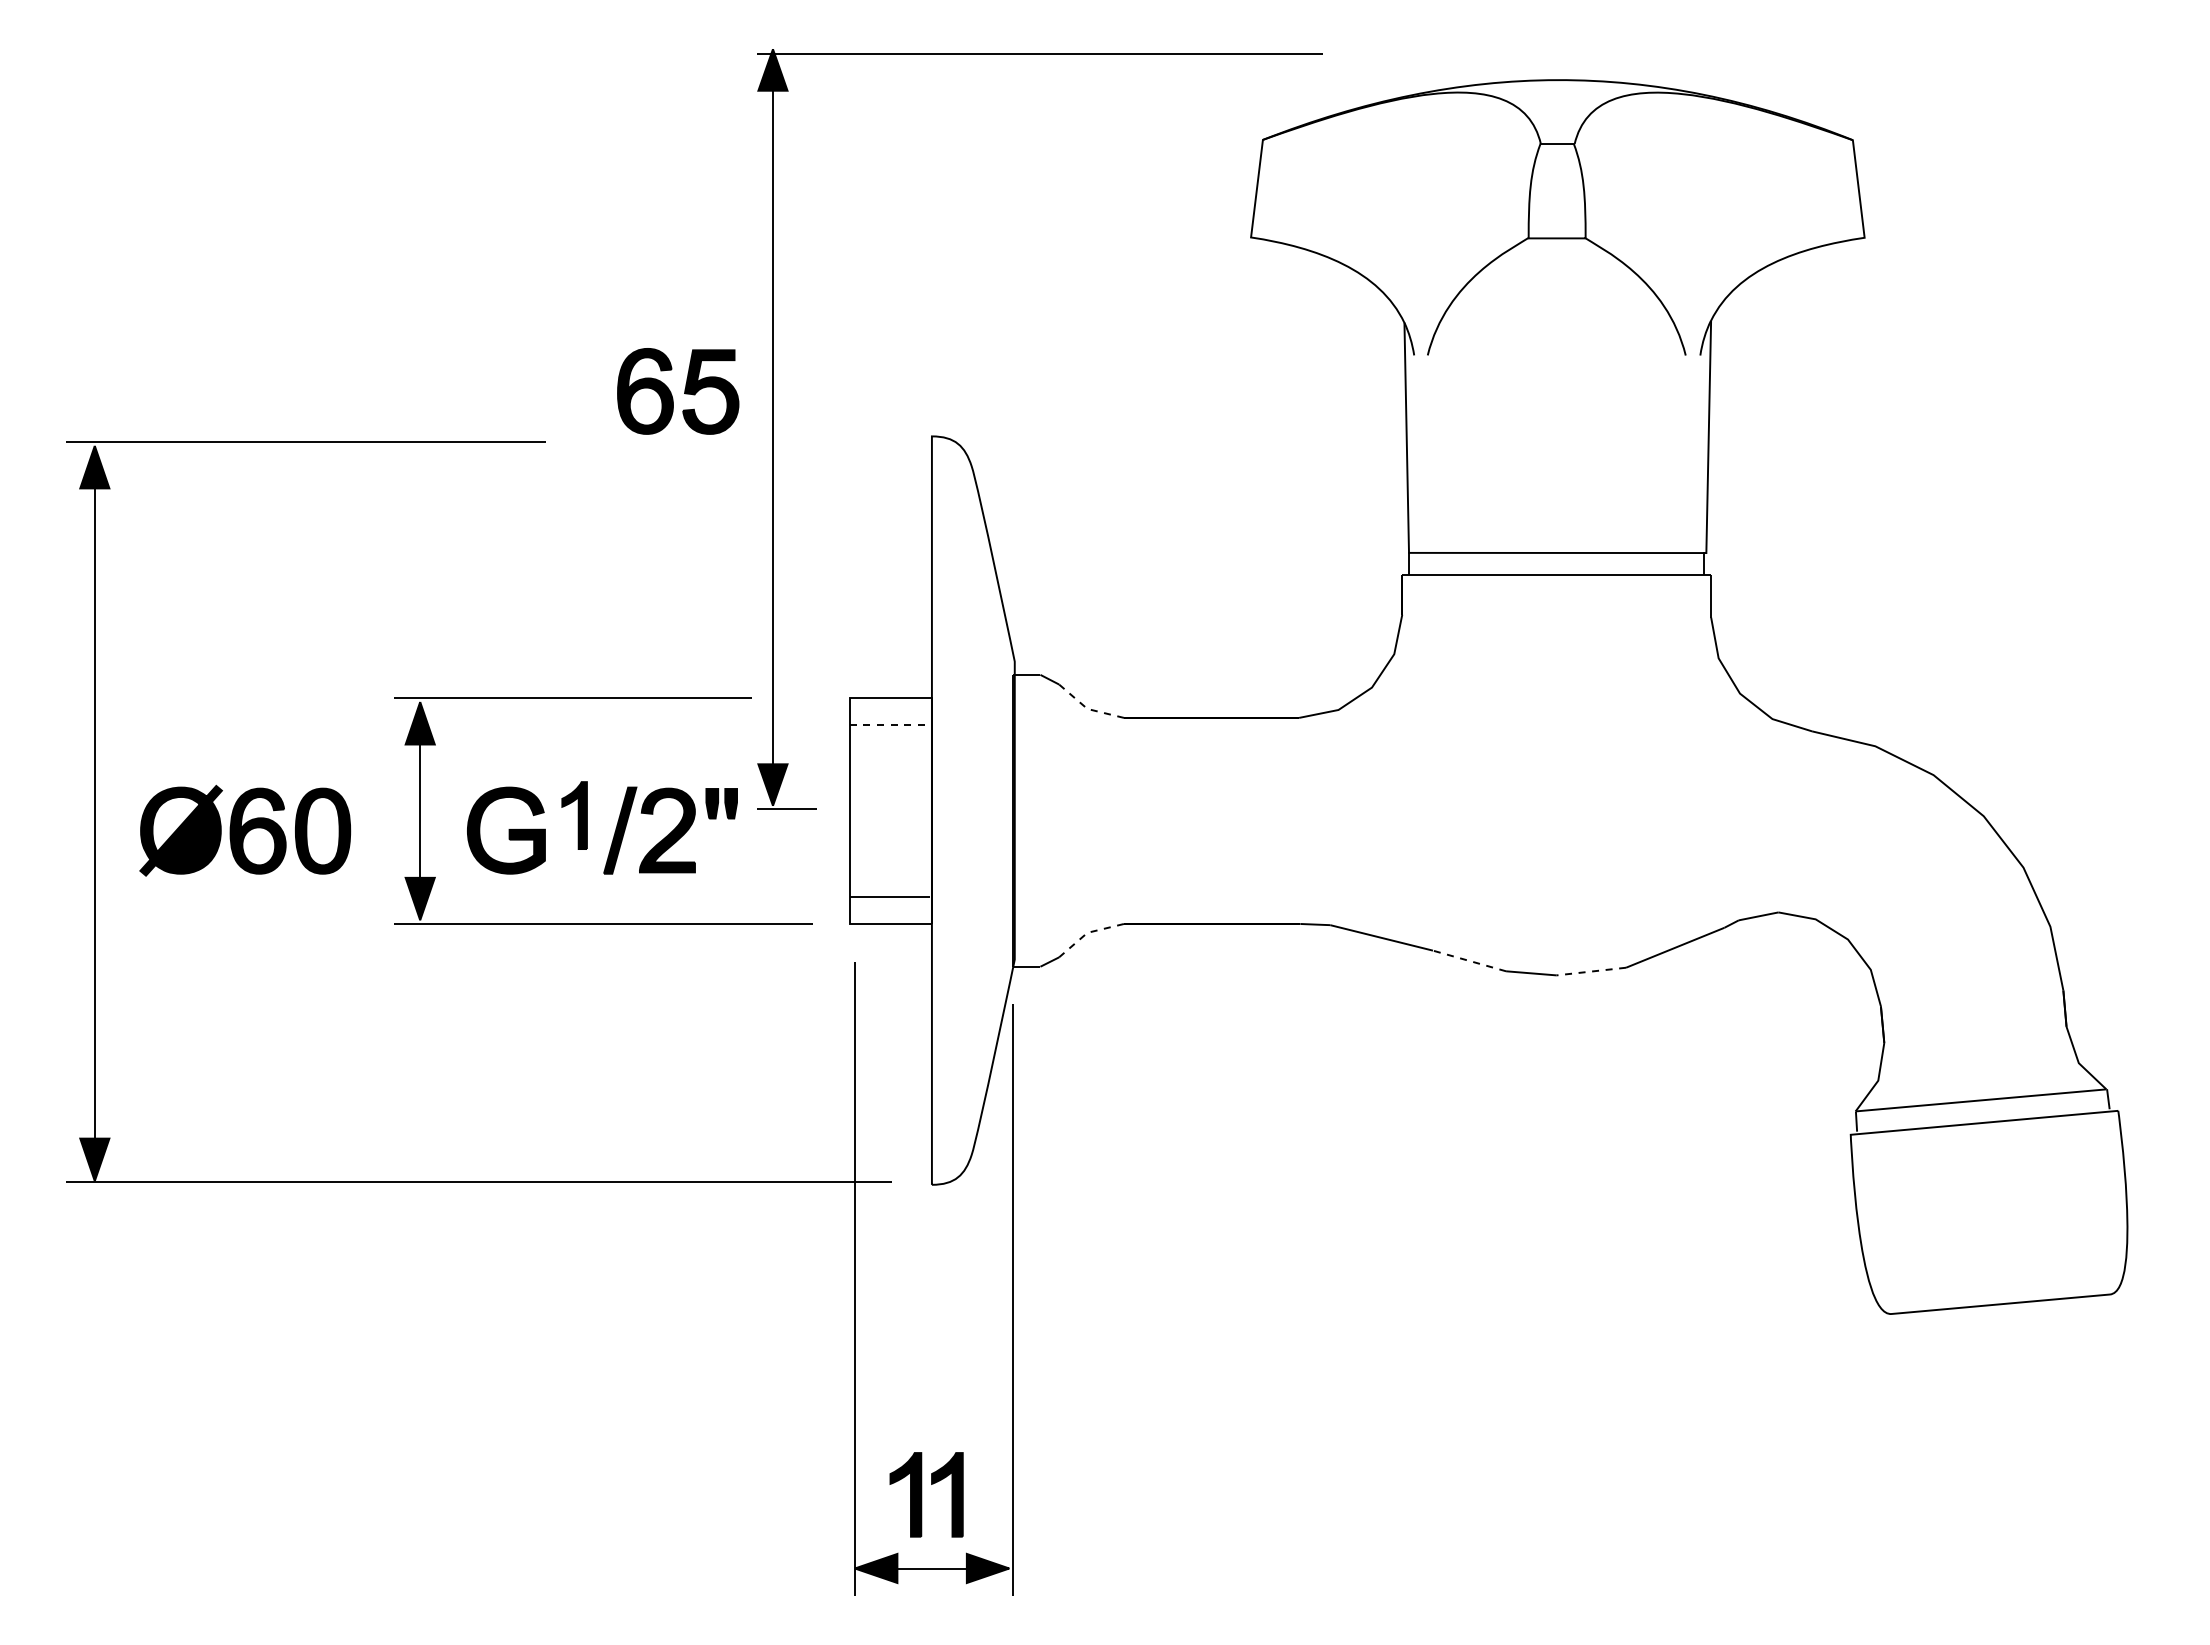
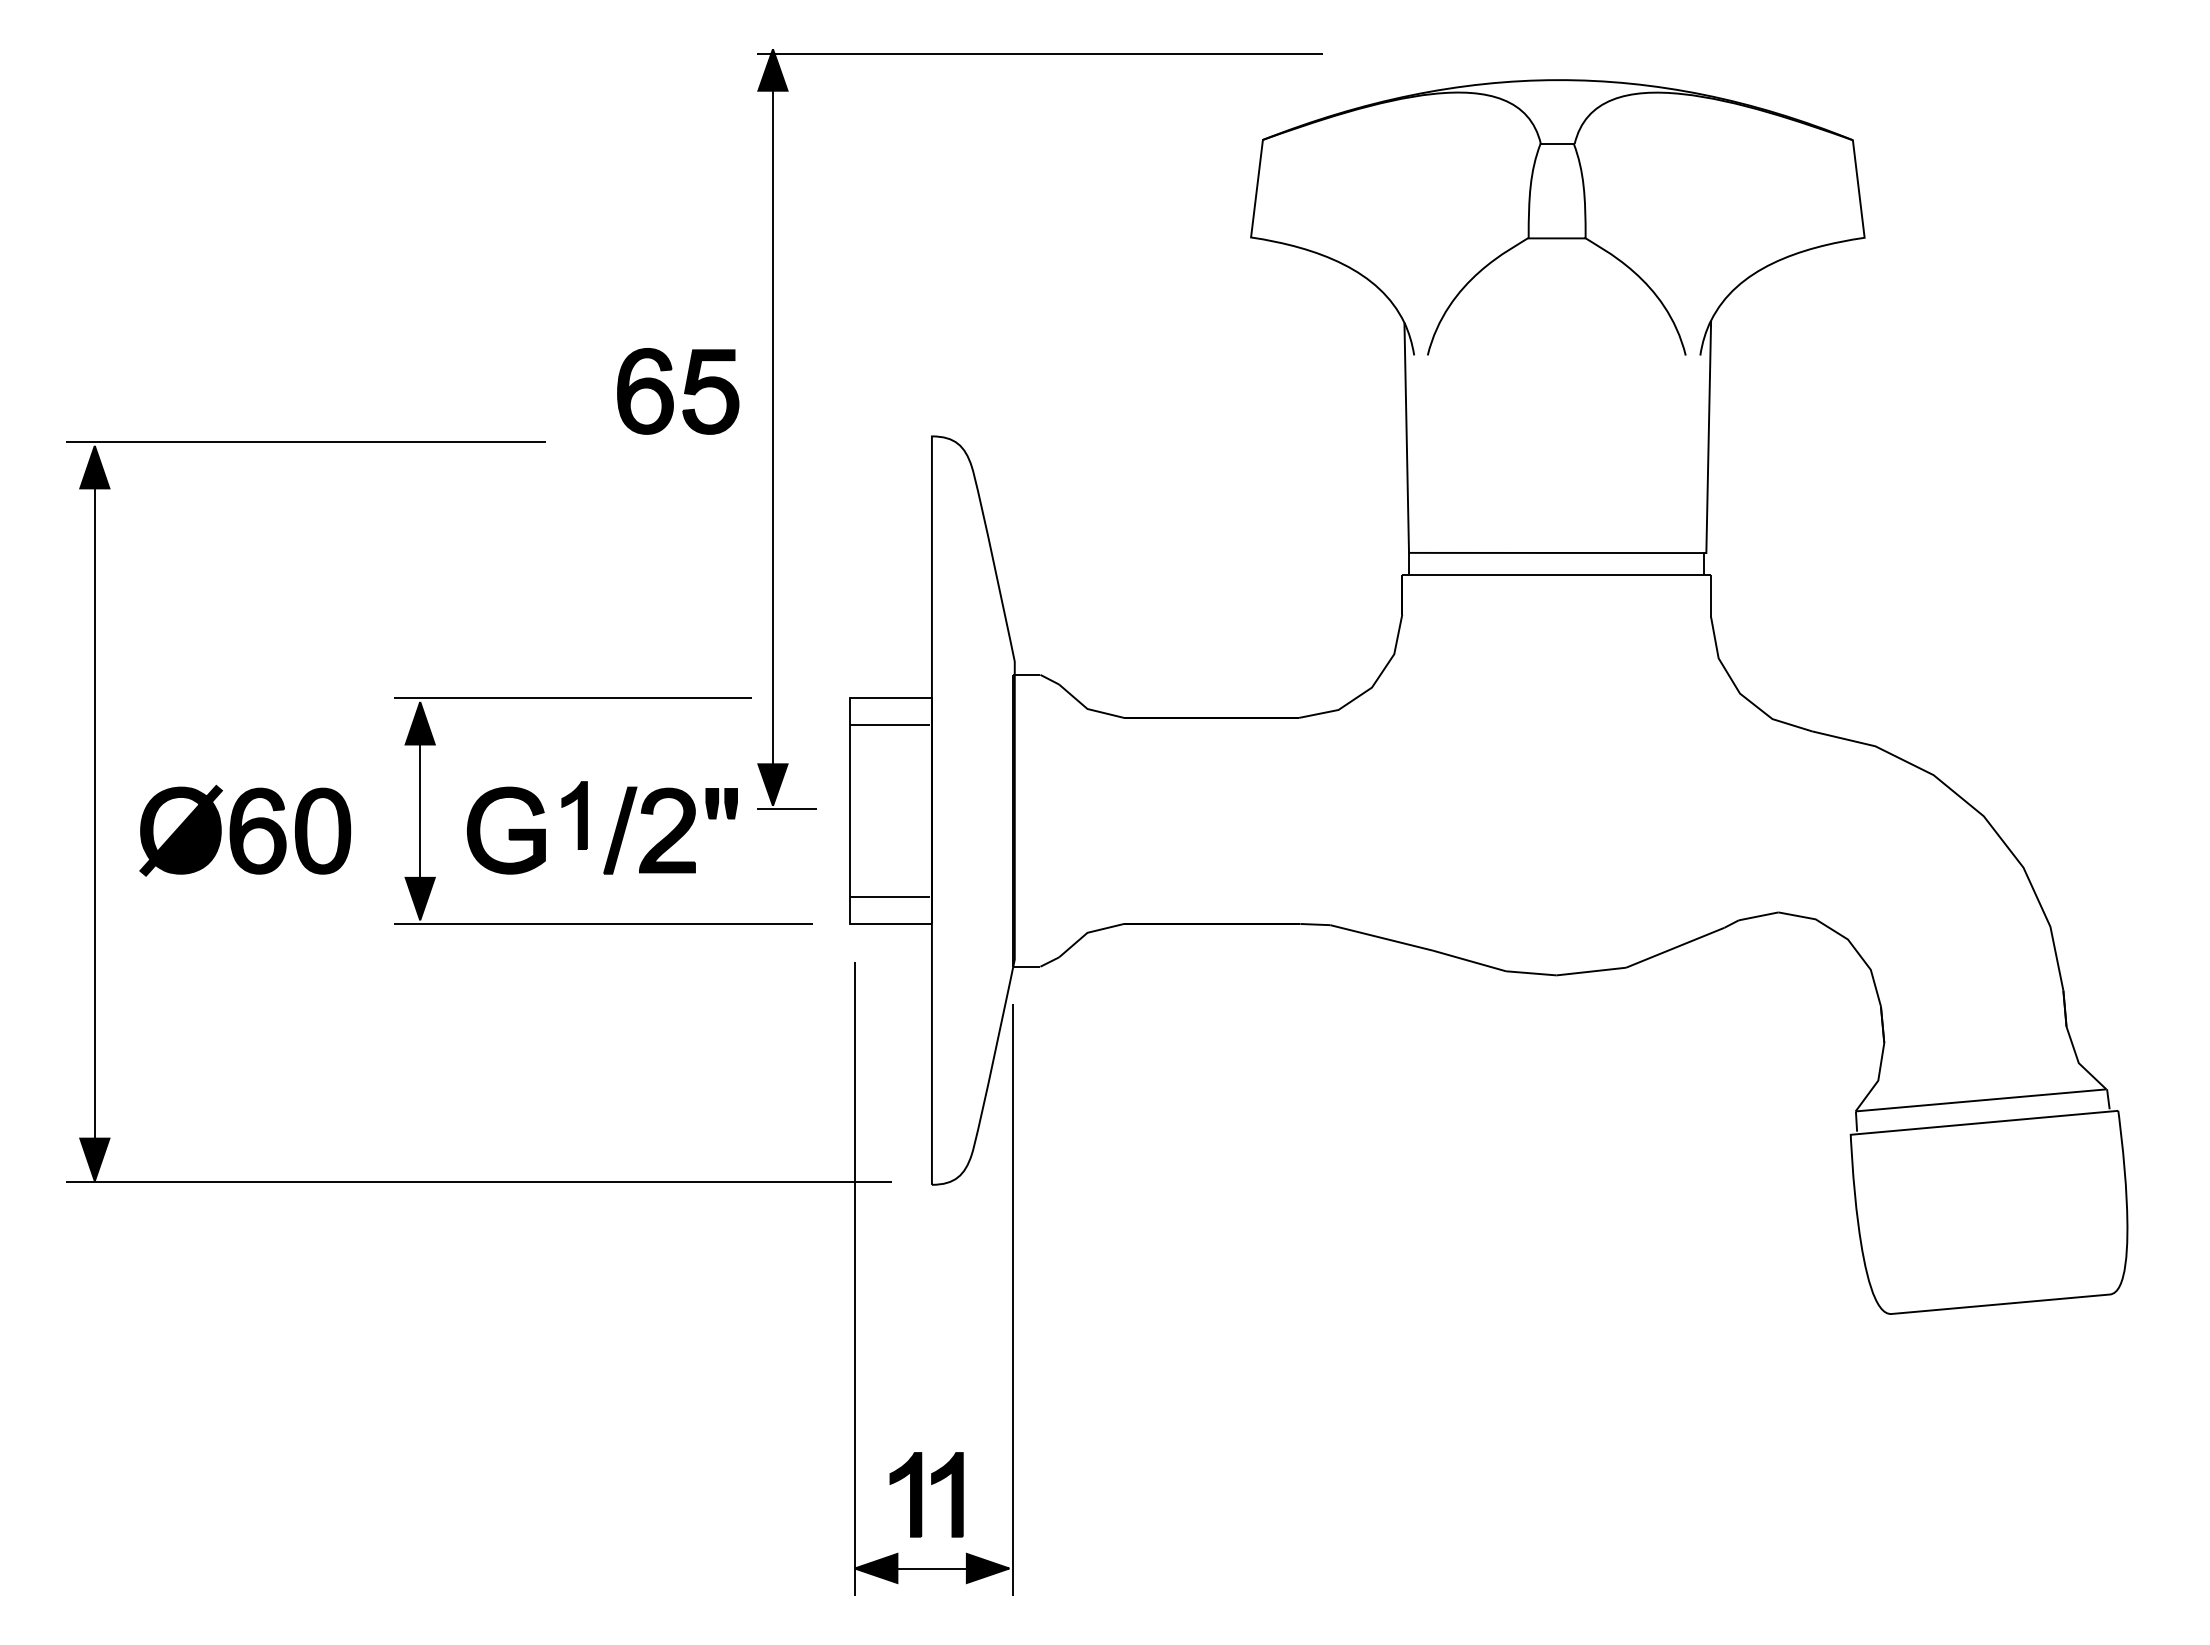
line: dashed -> solid (1087, 709)
line: dashed -> solid (890, 724)
line: dashed -> solid (1087, 932)
line: dashed -> solid (1469, 960)
line: dashed -> solid (1591, 971)
